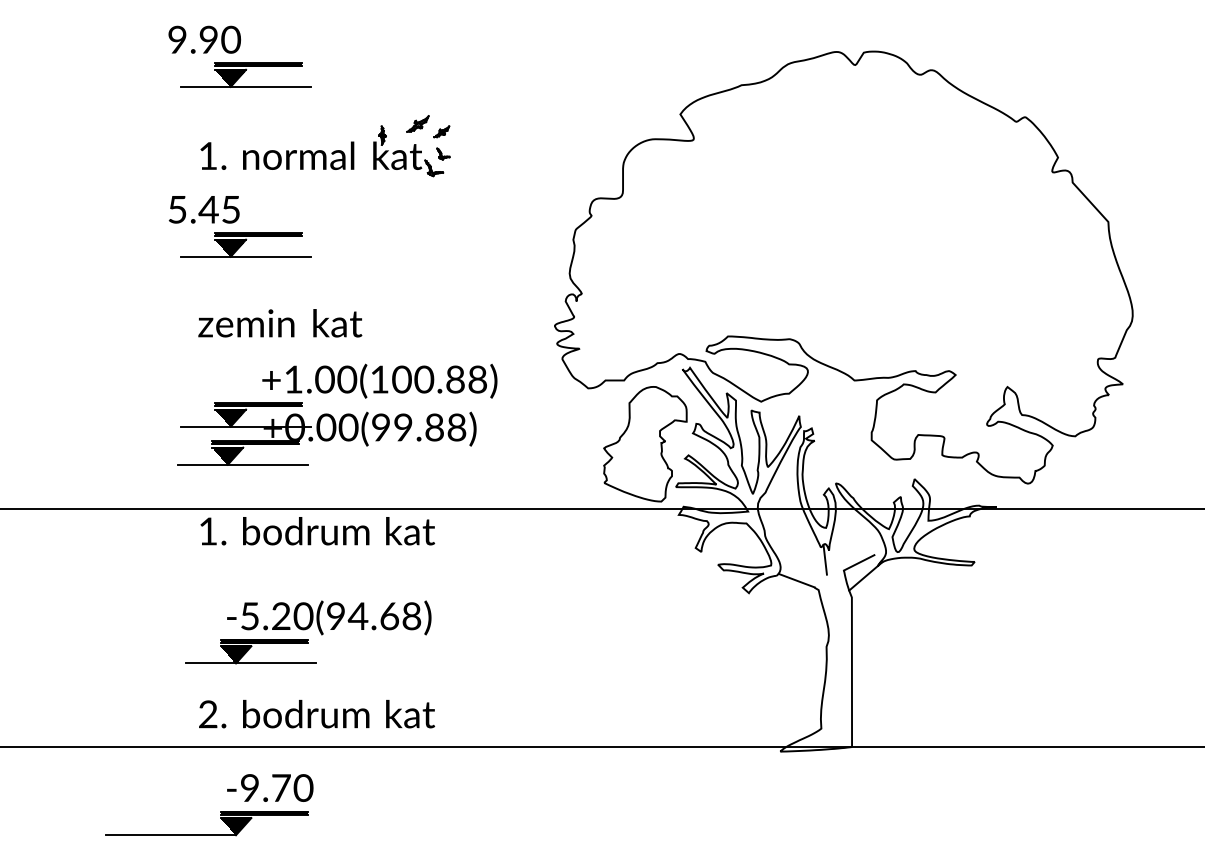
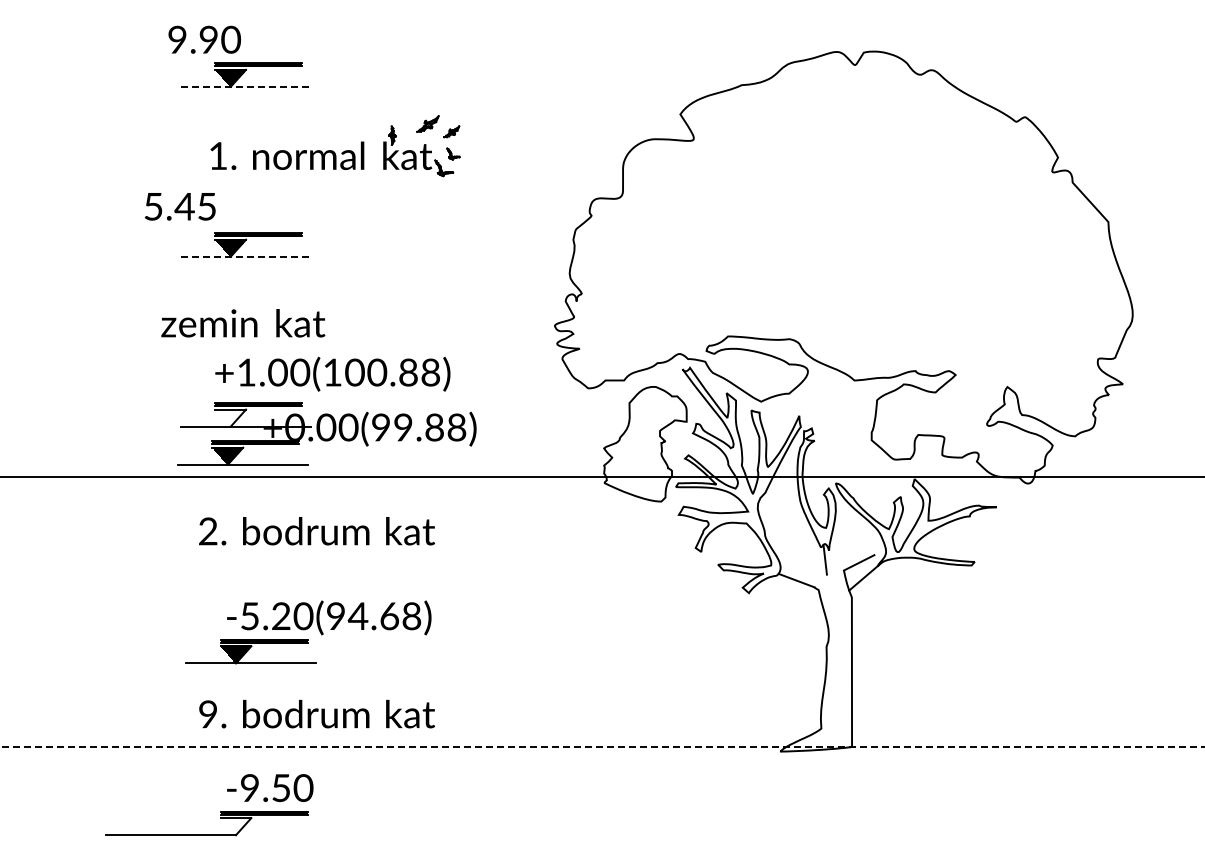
line: solid -> dashed (246, 86)
part position: (325, 146) -> (335, 146) (335, 146)
text position: (203, 209) -> (179, 206) (179, 206)
line: solid -> dashed (246, 256)
text position: (280, 323) -> (243, 323) (243, 323)
text position: (379, 380) -> (332, 373) (332, 373)
hatch: present -> none (230, 417)
line position: (601, 508) -> (601, 476) (601, 476)
text: 1. -> 2. (208, 531)
text: 2. -> 9. (208, 714)
line: solid -> dashed (602, 747)
text: -9.70 -> -9.50 (281, 788)
hatch: present -> none (235, 826)
